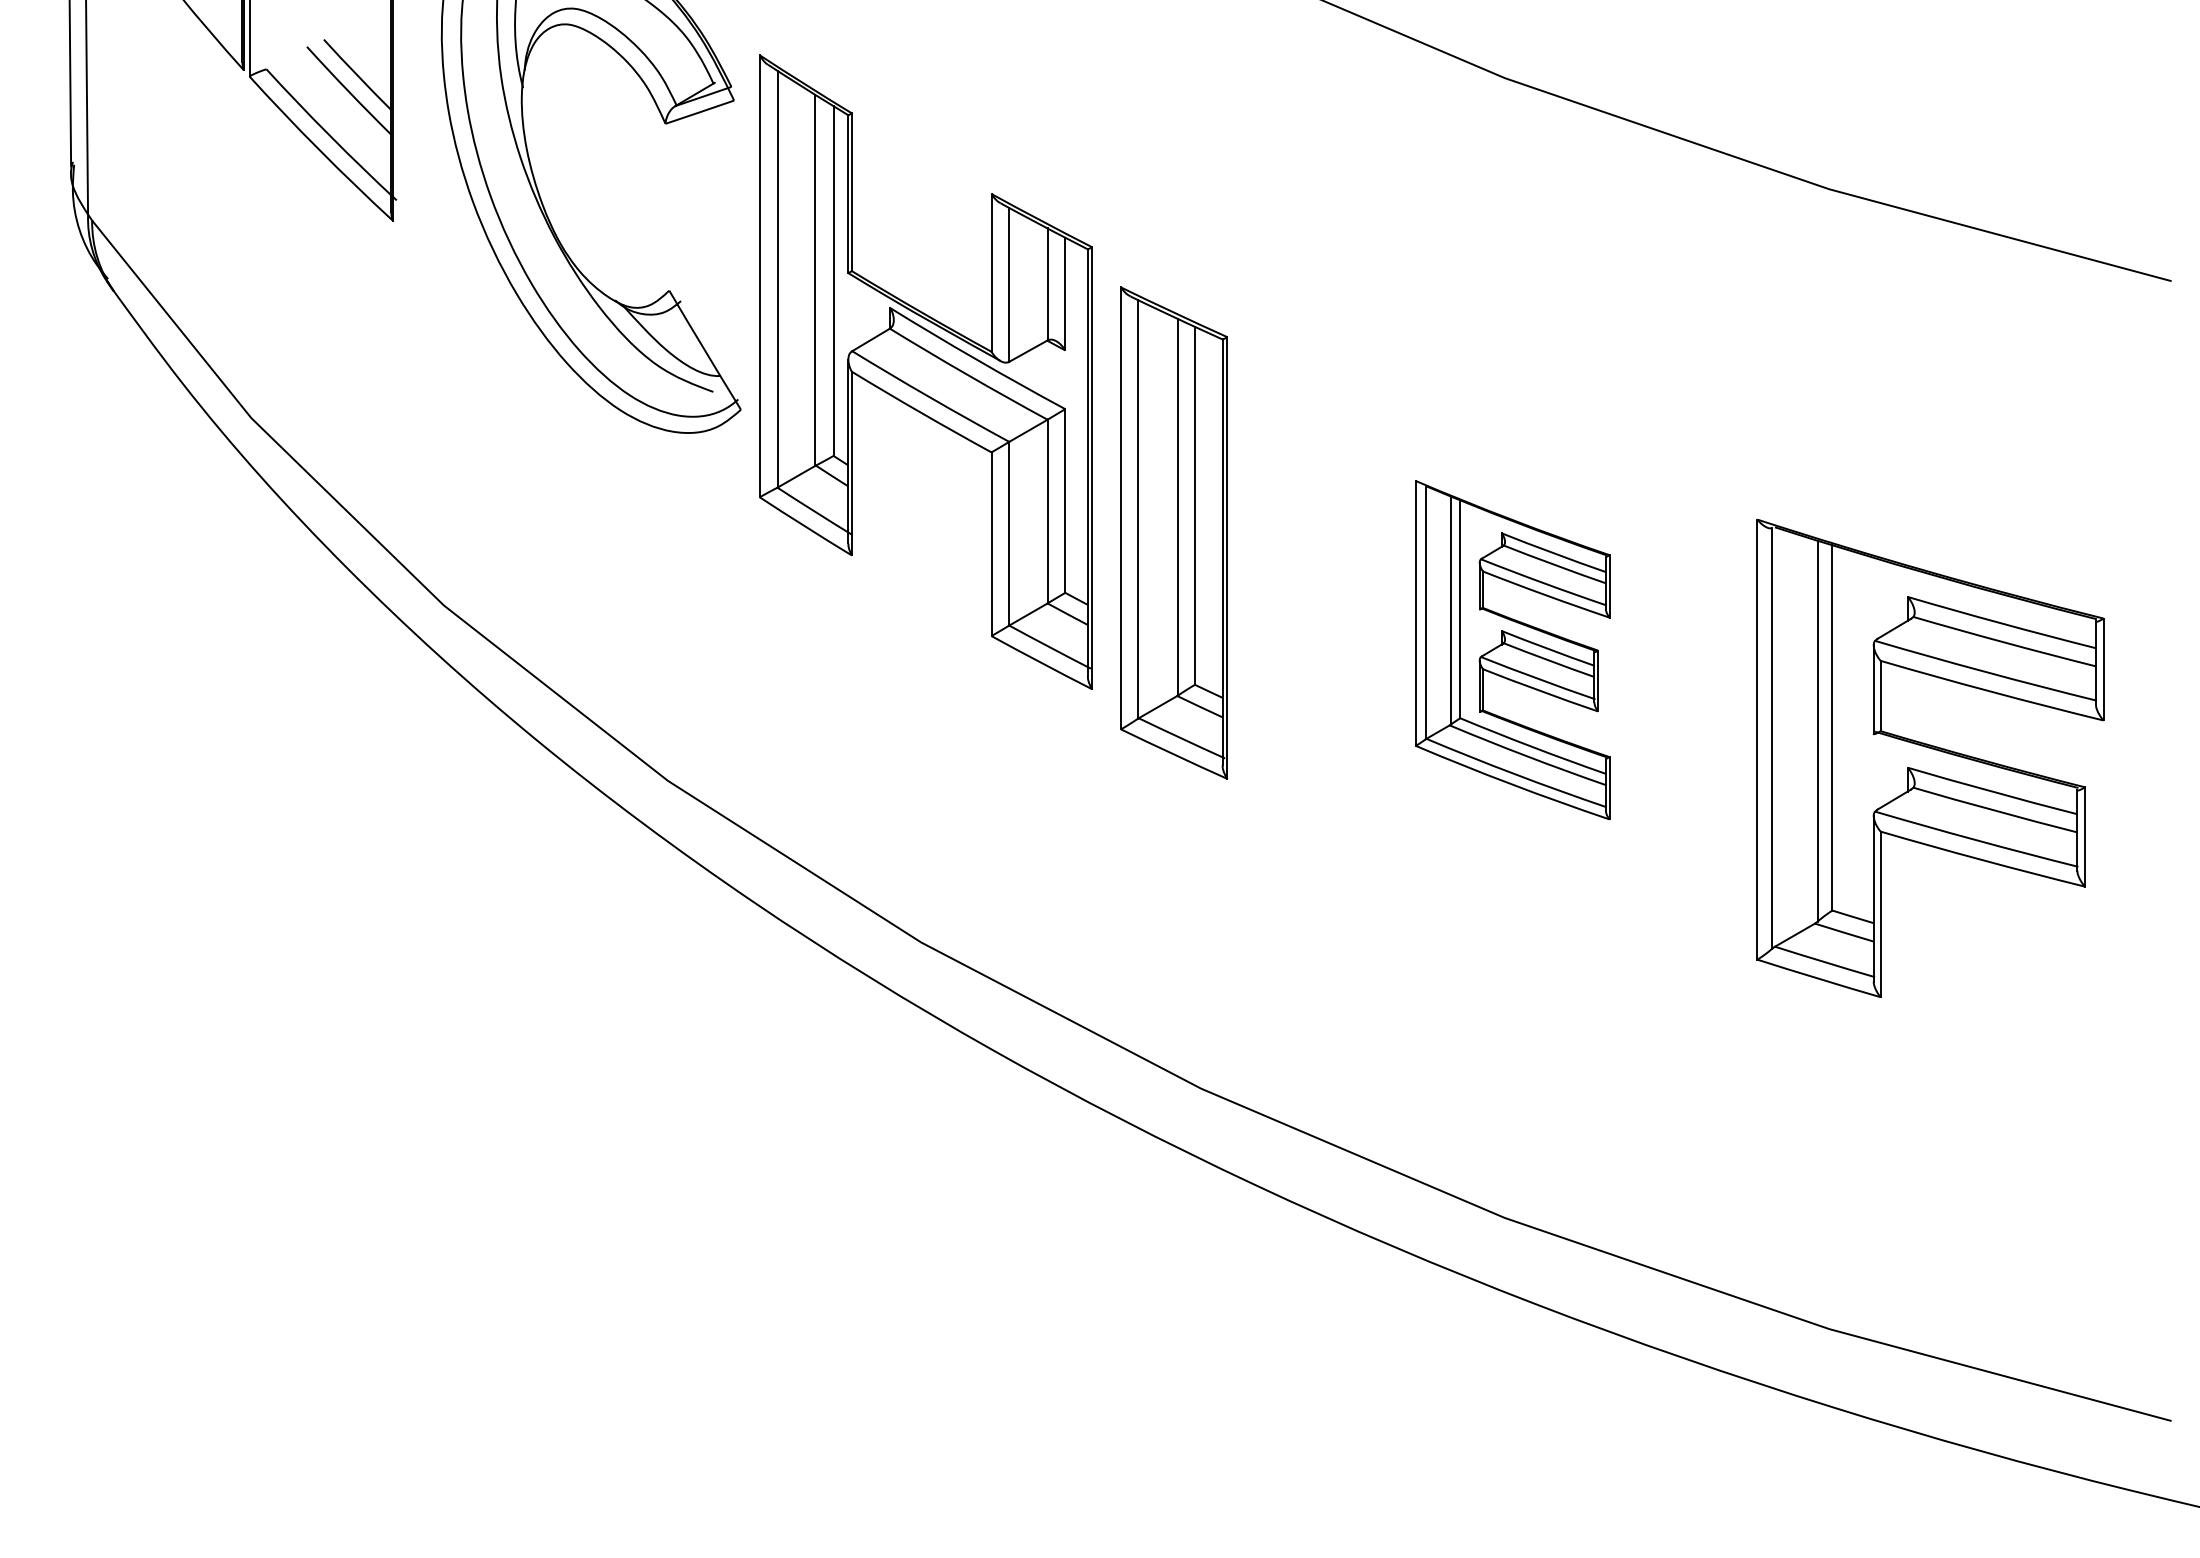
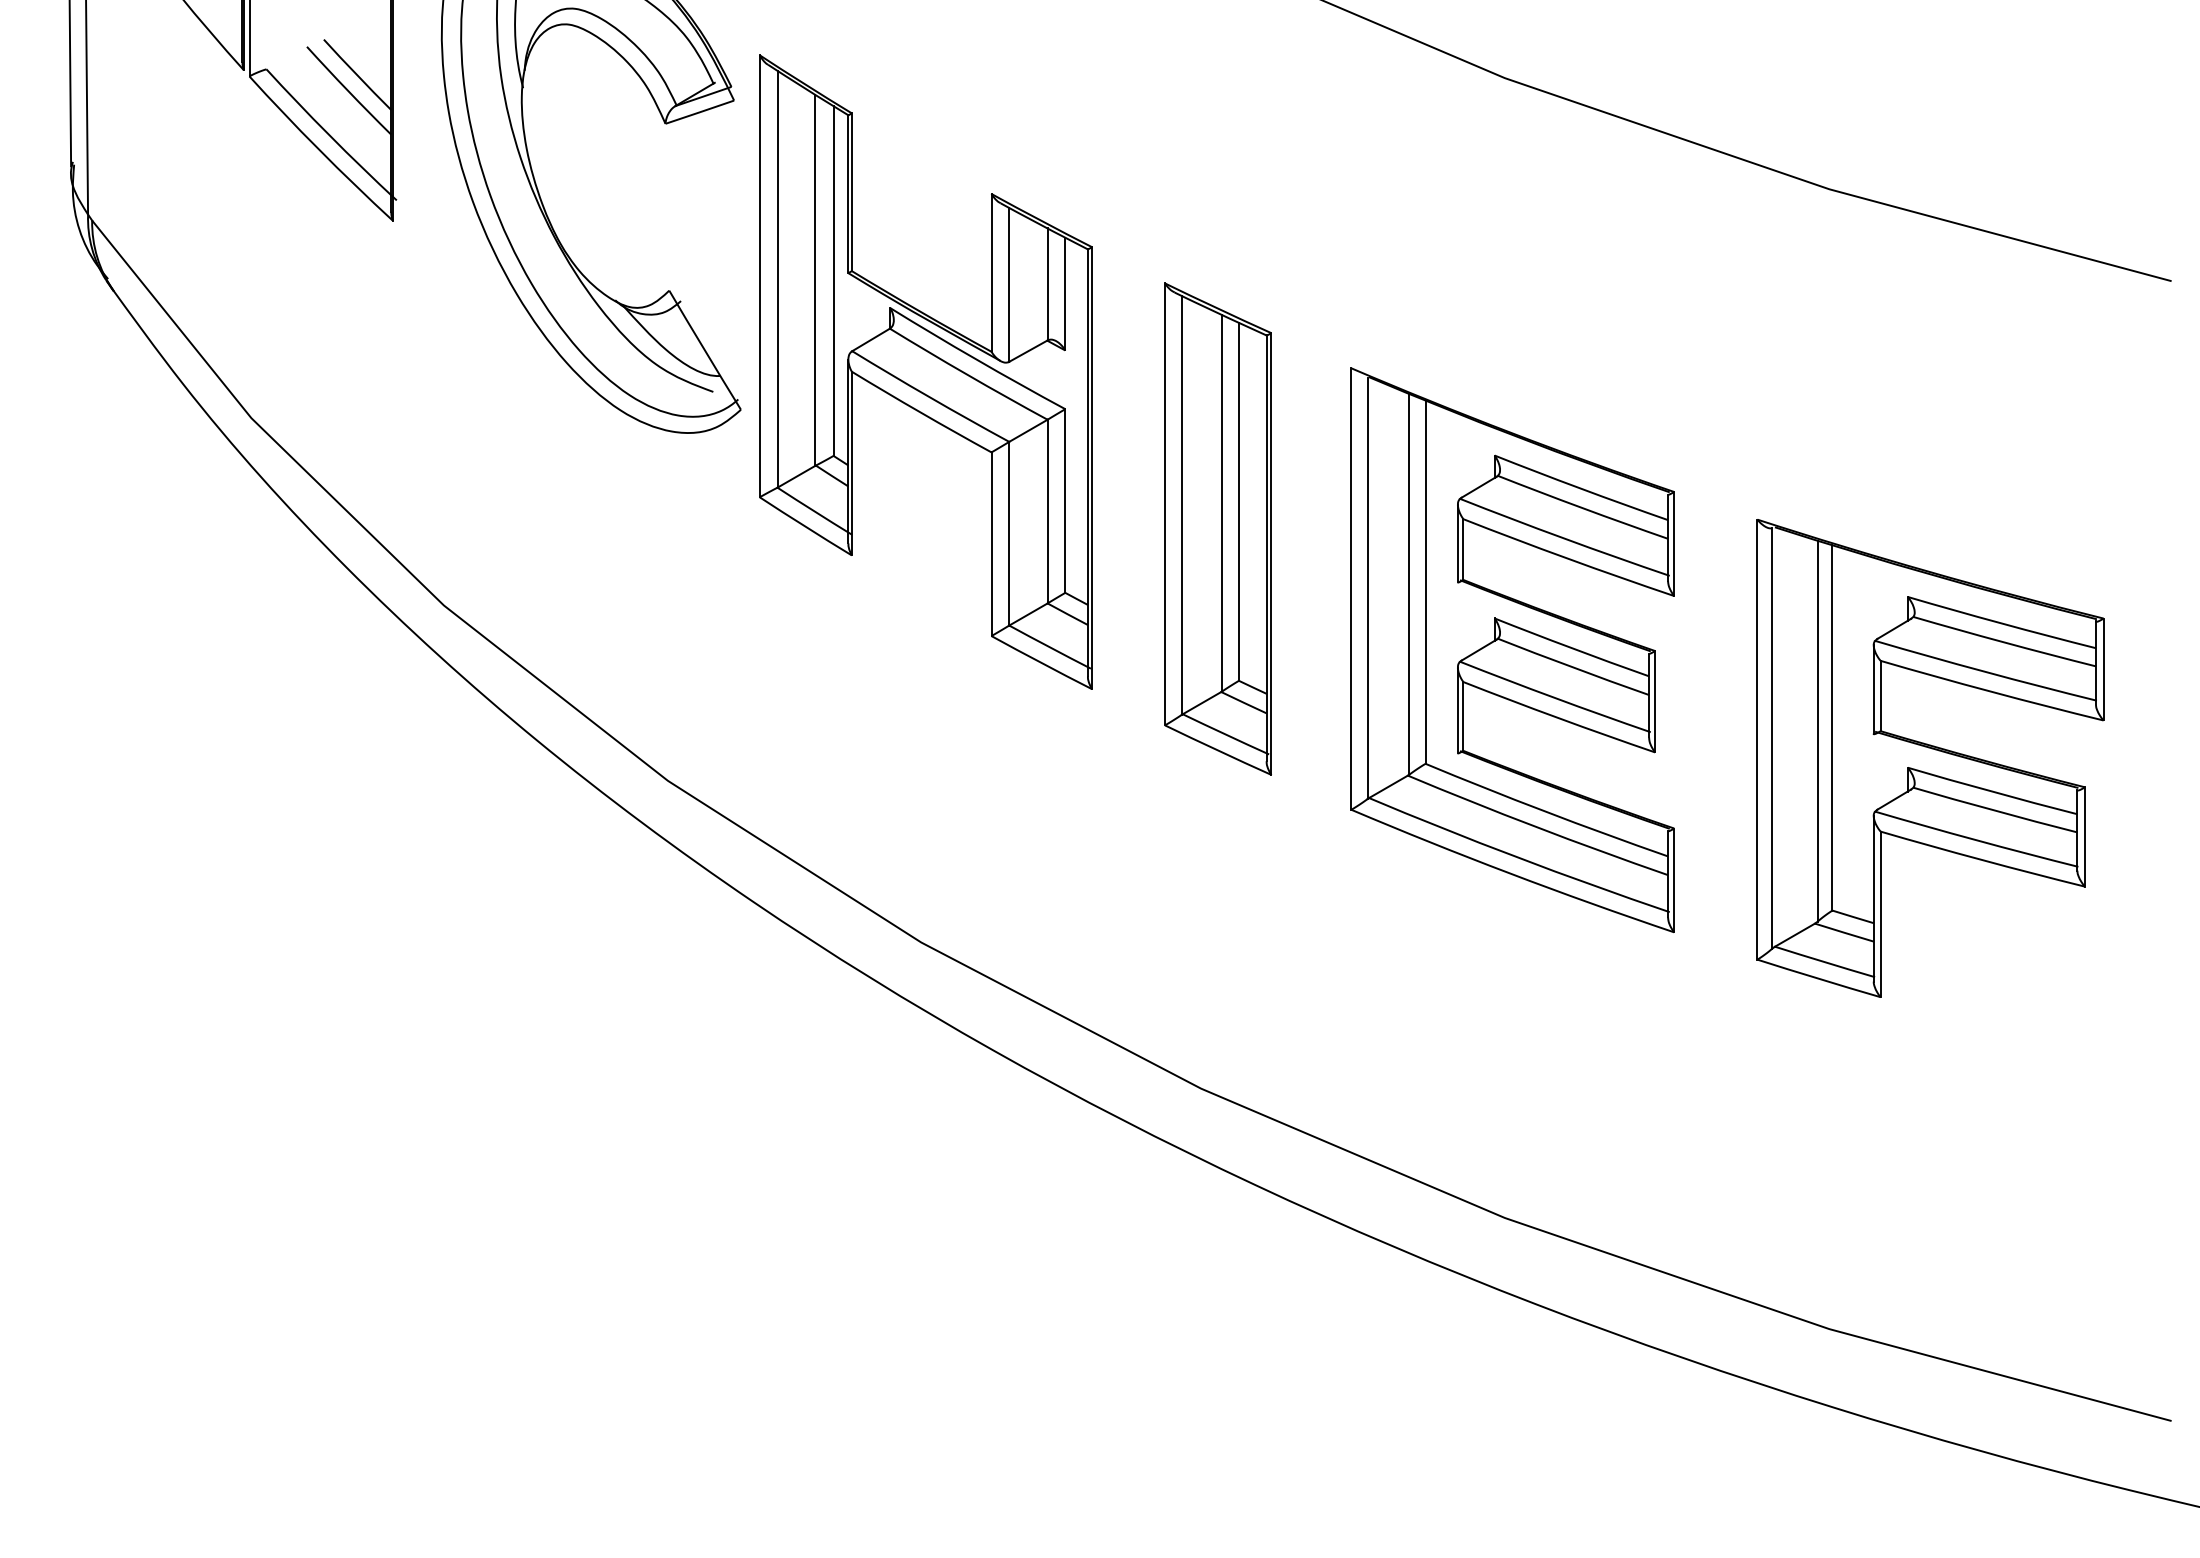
part position: (1173, 532) -> (1217, 528) (1217, 528)
part size: 196x340 px -> 325x566 px (1512, 649)
